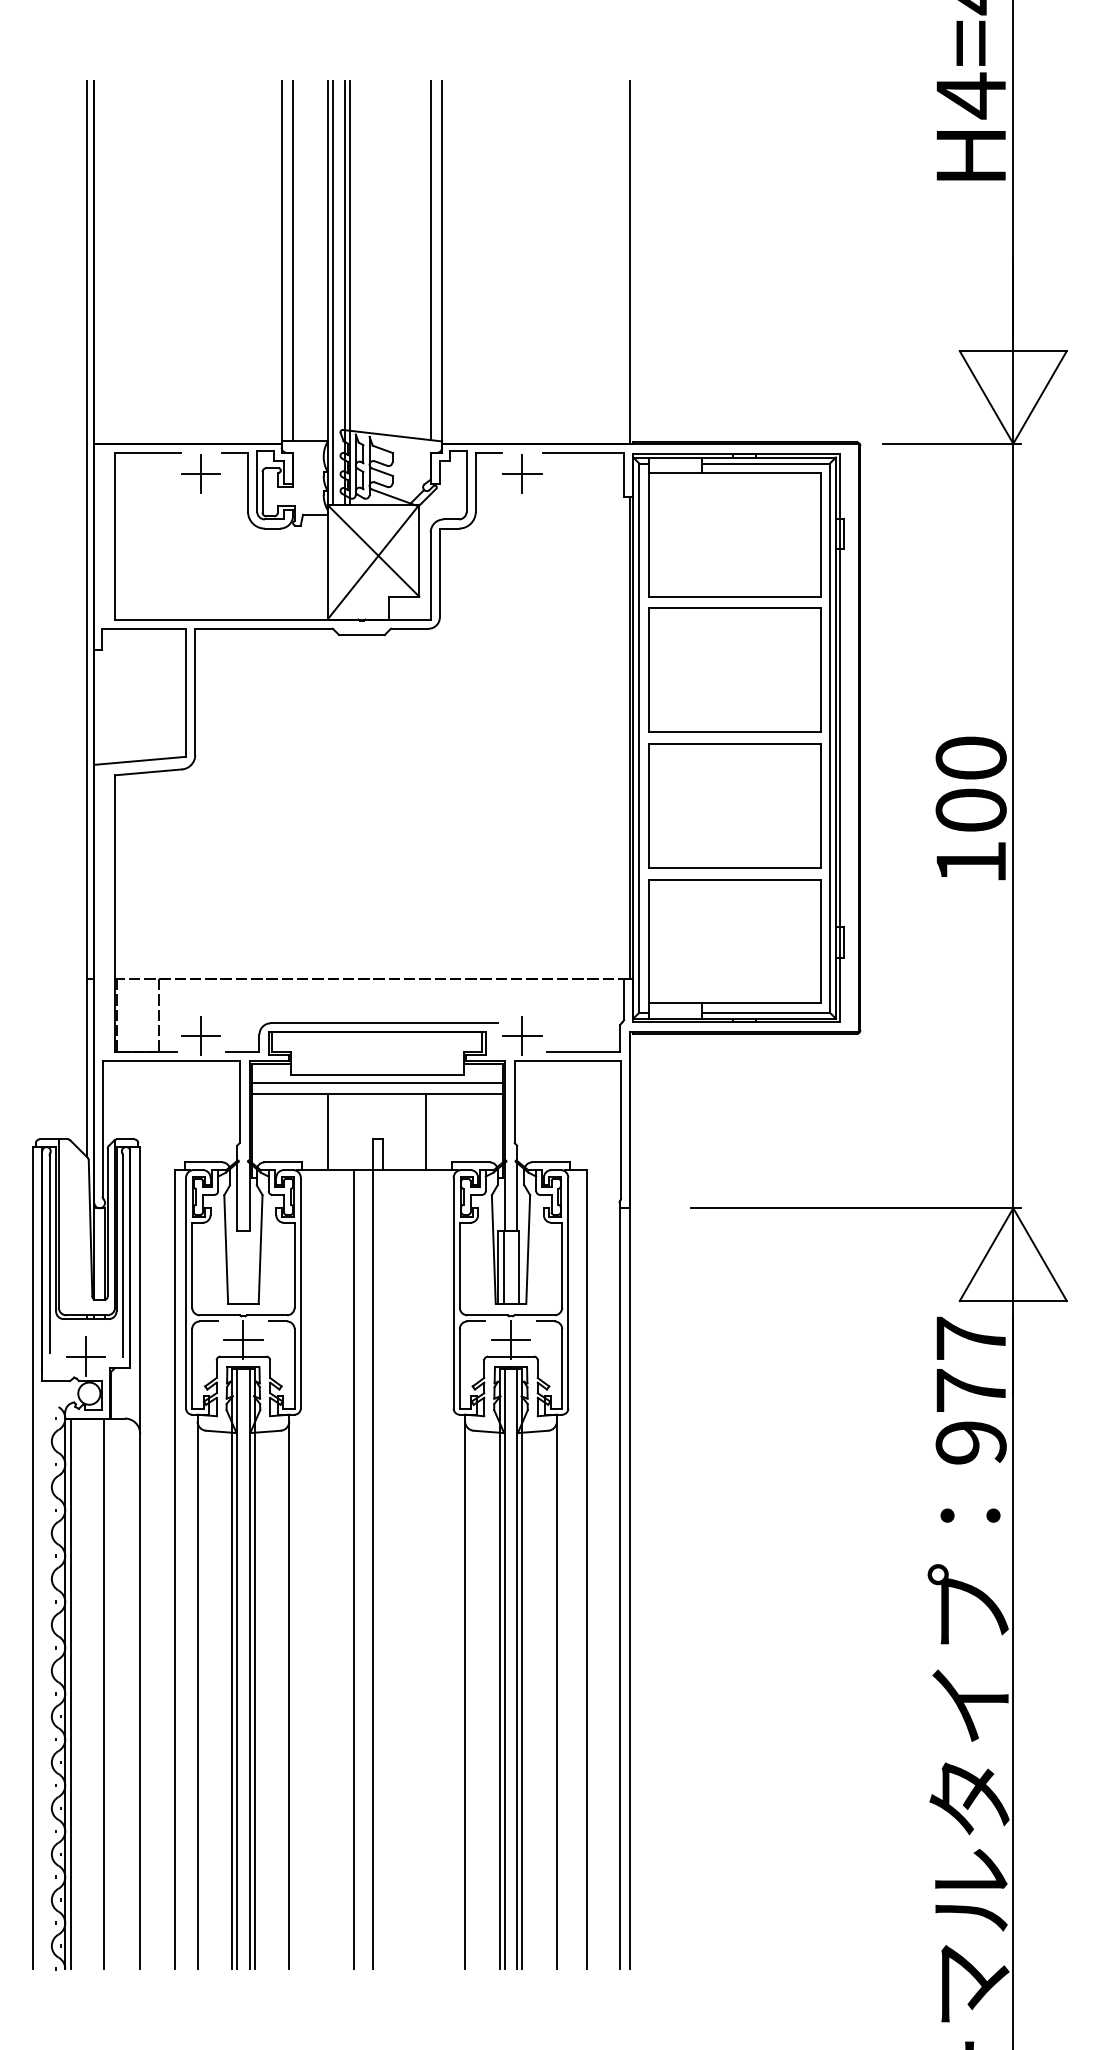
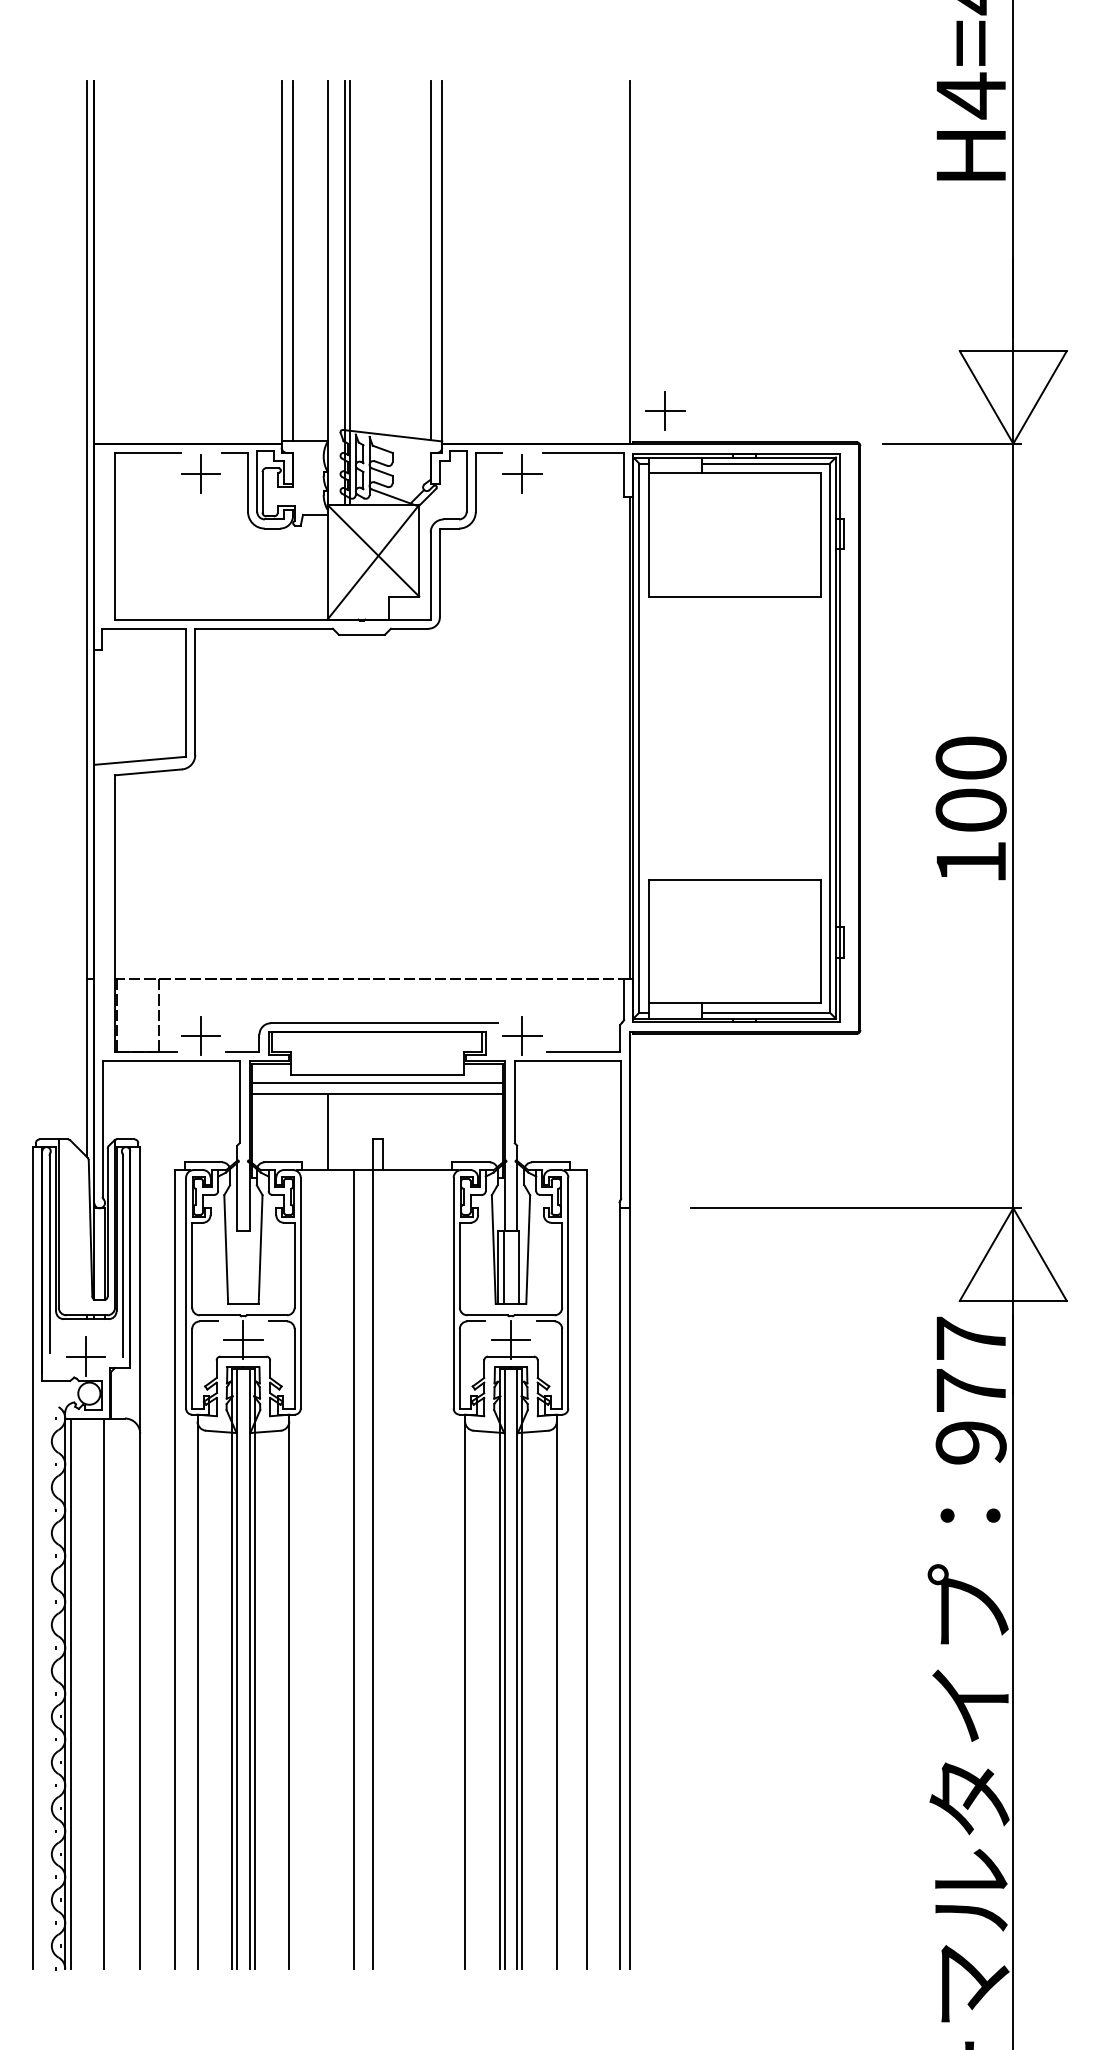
line: present -> none (332, 292)
part: none -> present (665, 410)
part: present -> none (734, 669)
part: present -> none (734, 805)
line: present -> none (426, 1131)
